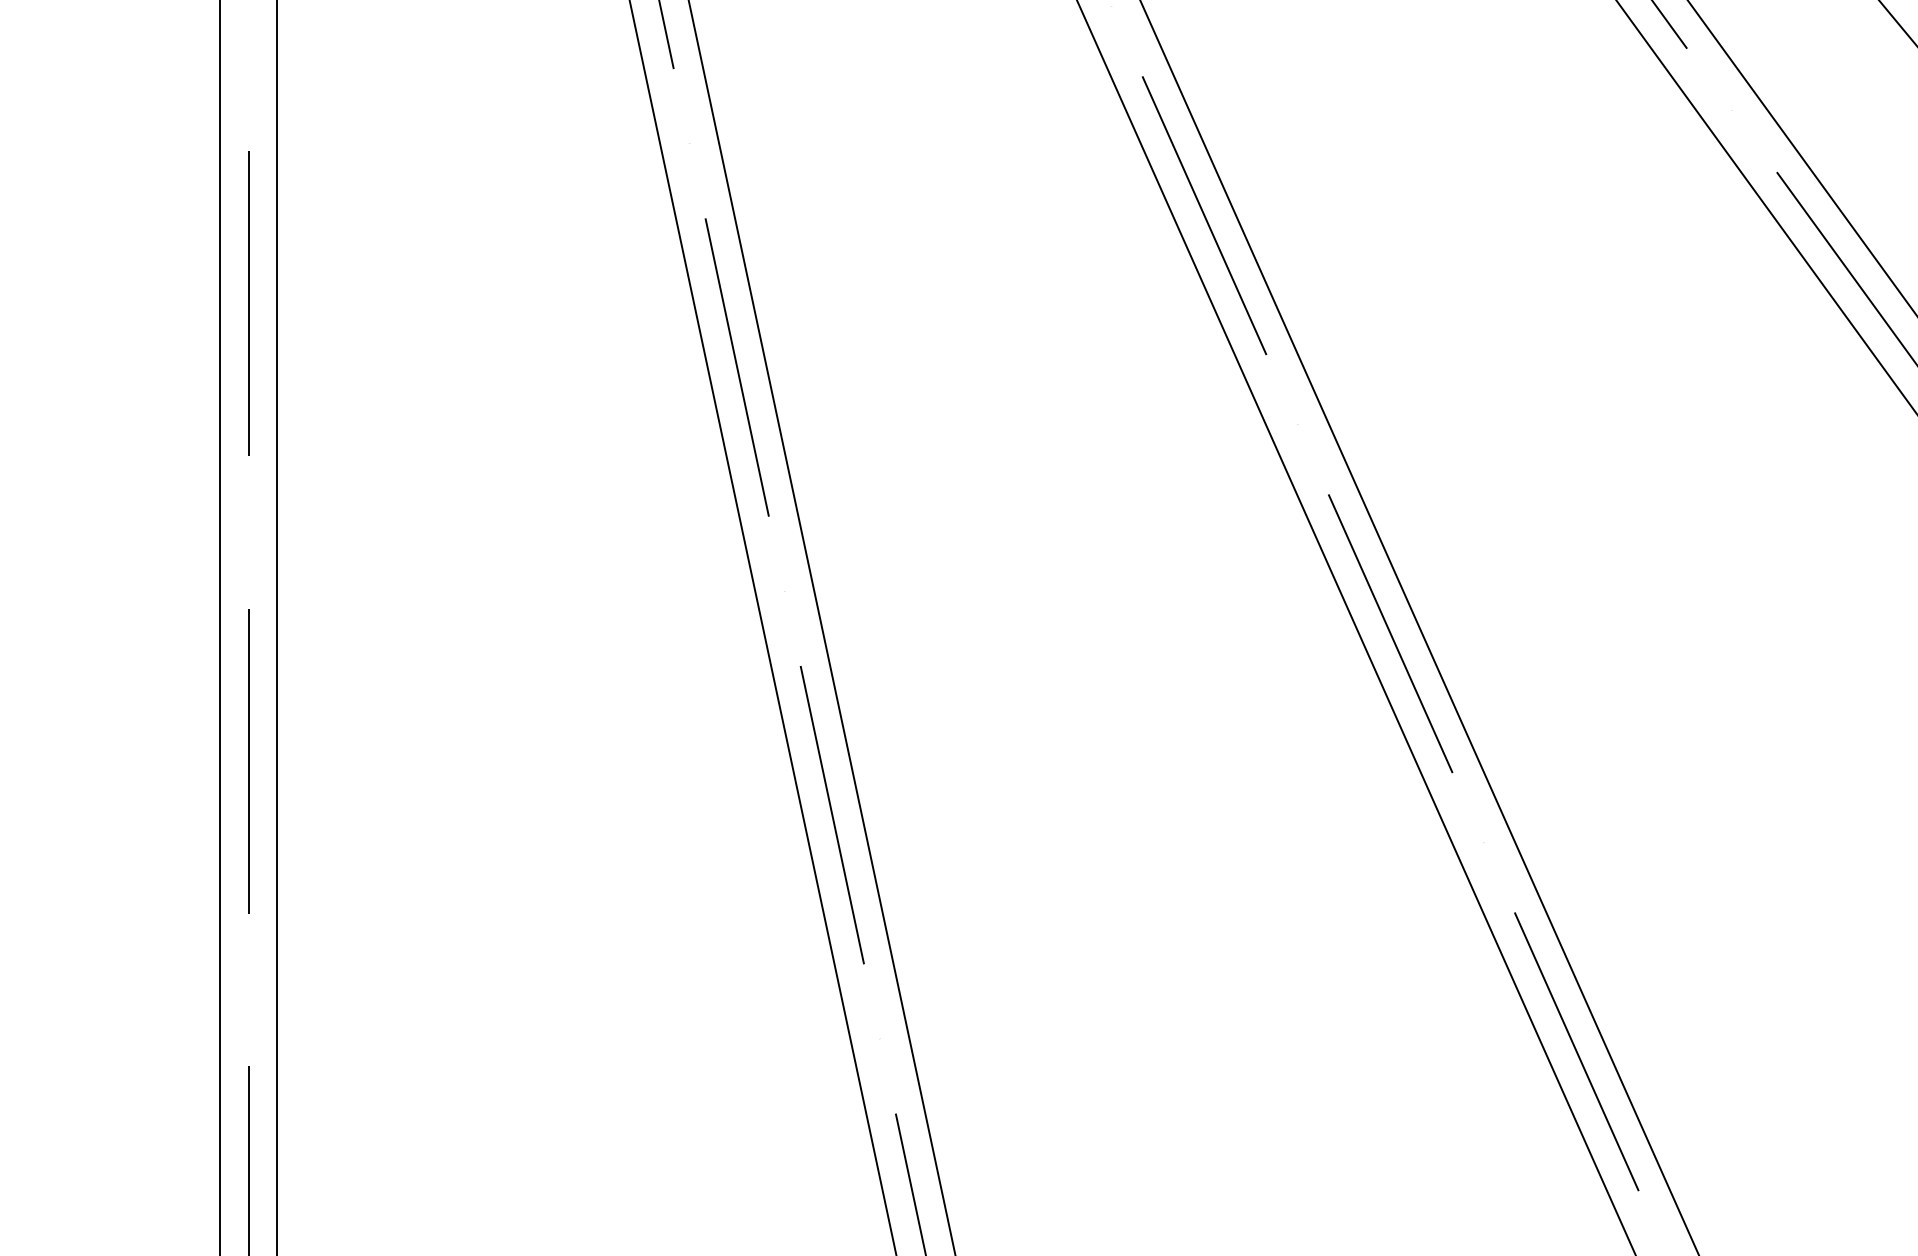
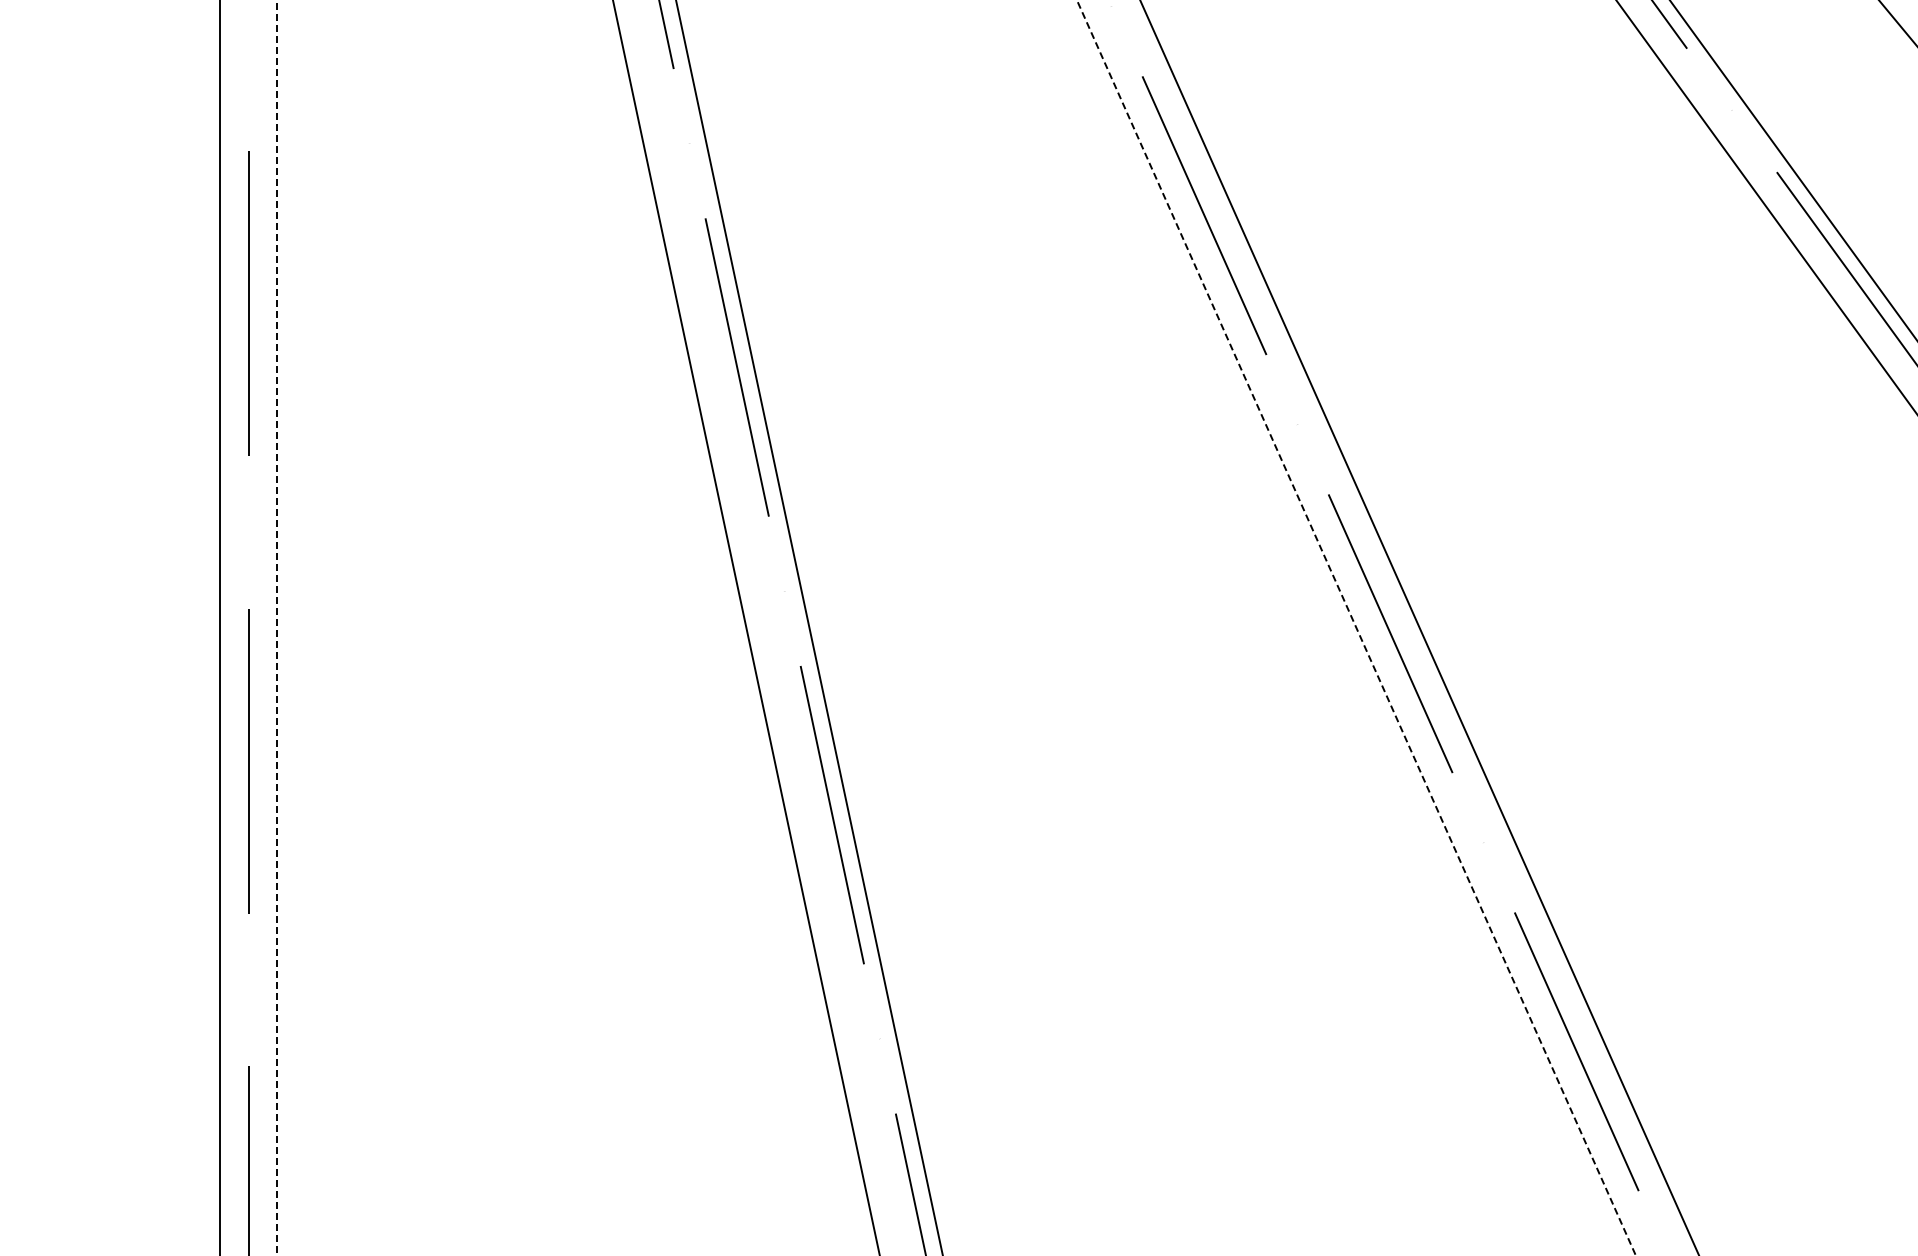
line position: (1801, 157) -> (1792, 169) (1792, 169)
line: solid -> dashed (277, 627)
line position: (762, 627) -> (746, 627) (746, 627)
line position: (821, 627) -> (809, 627) (809, 627)
line: solid -> dashed (1356, 628)
